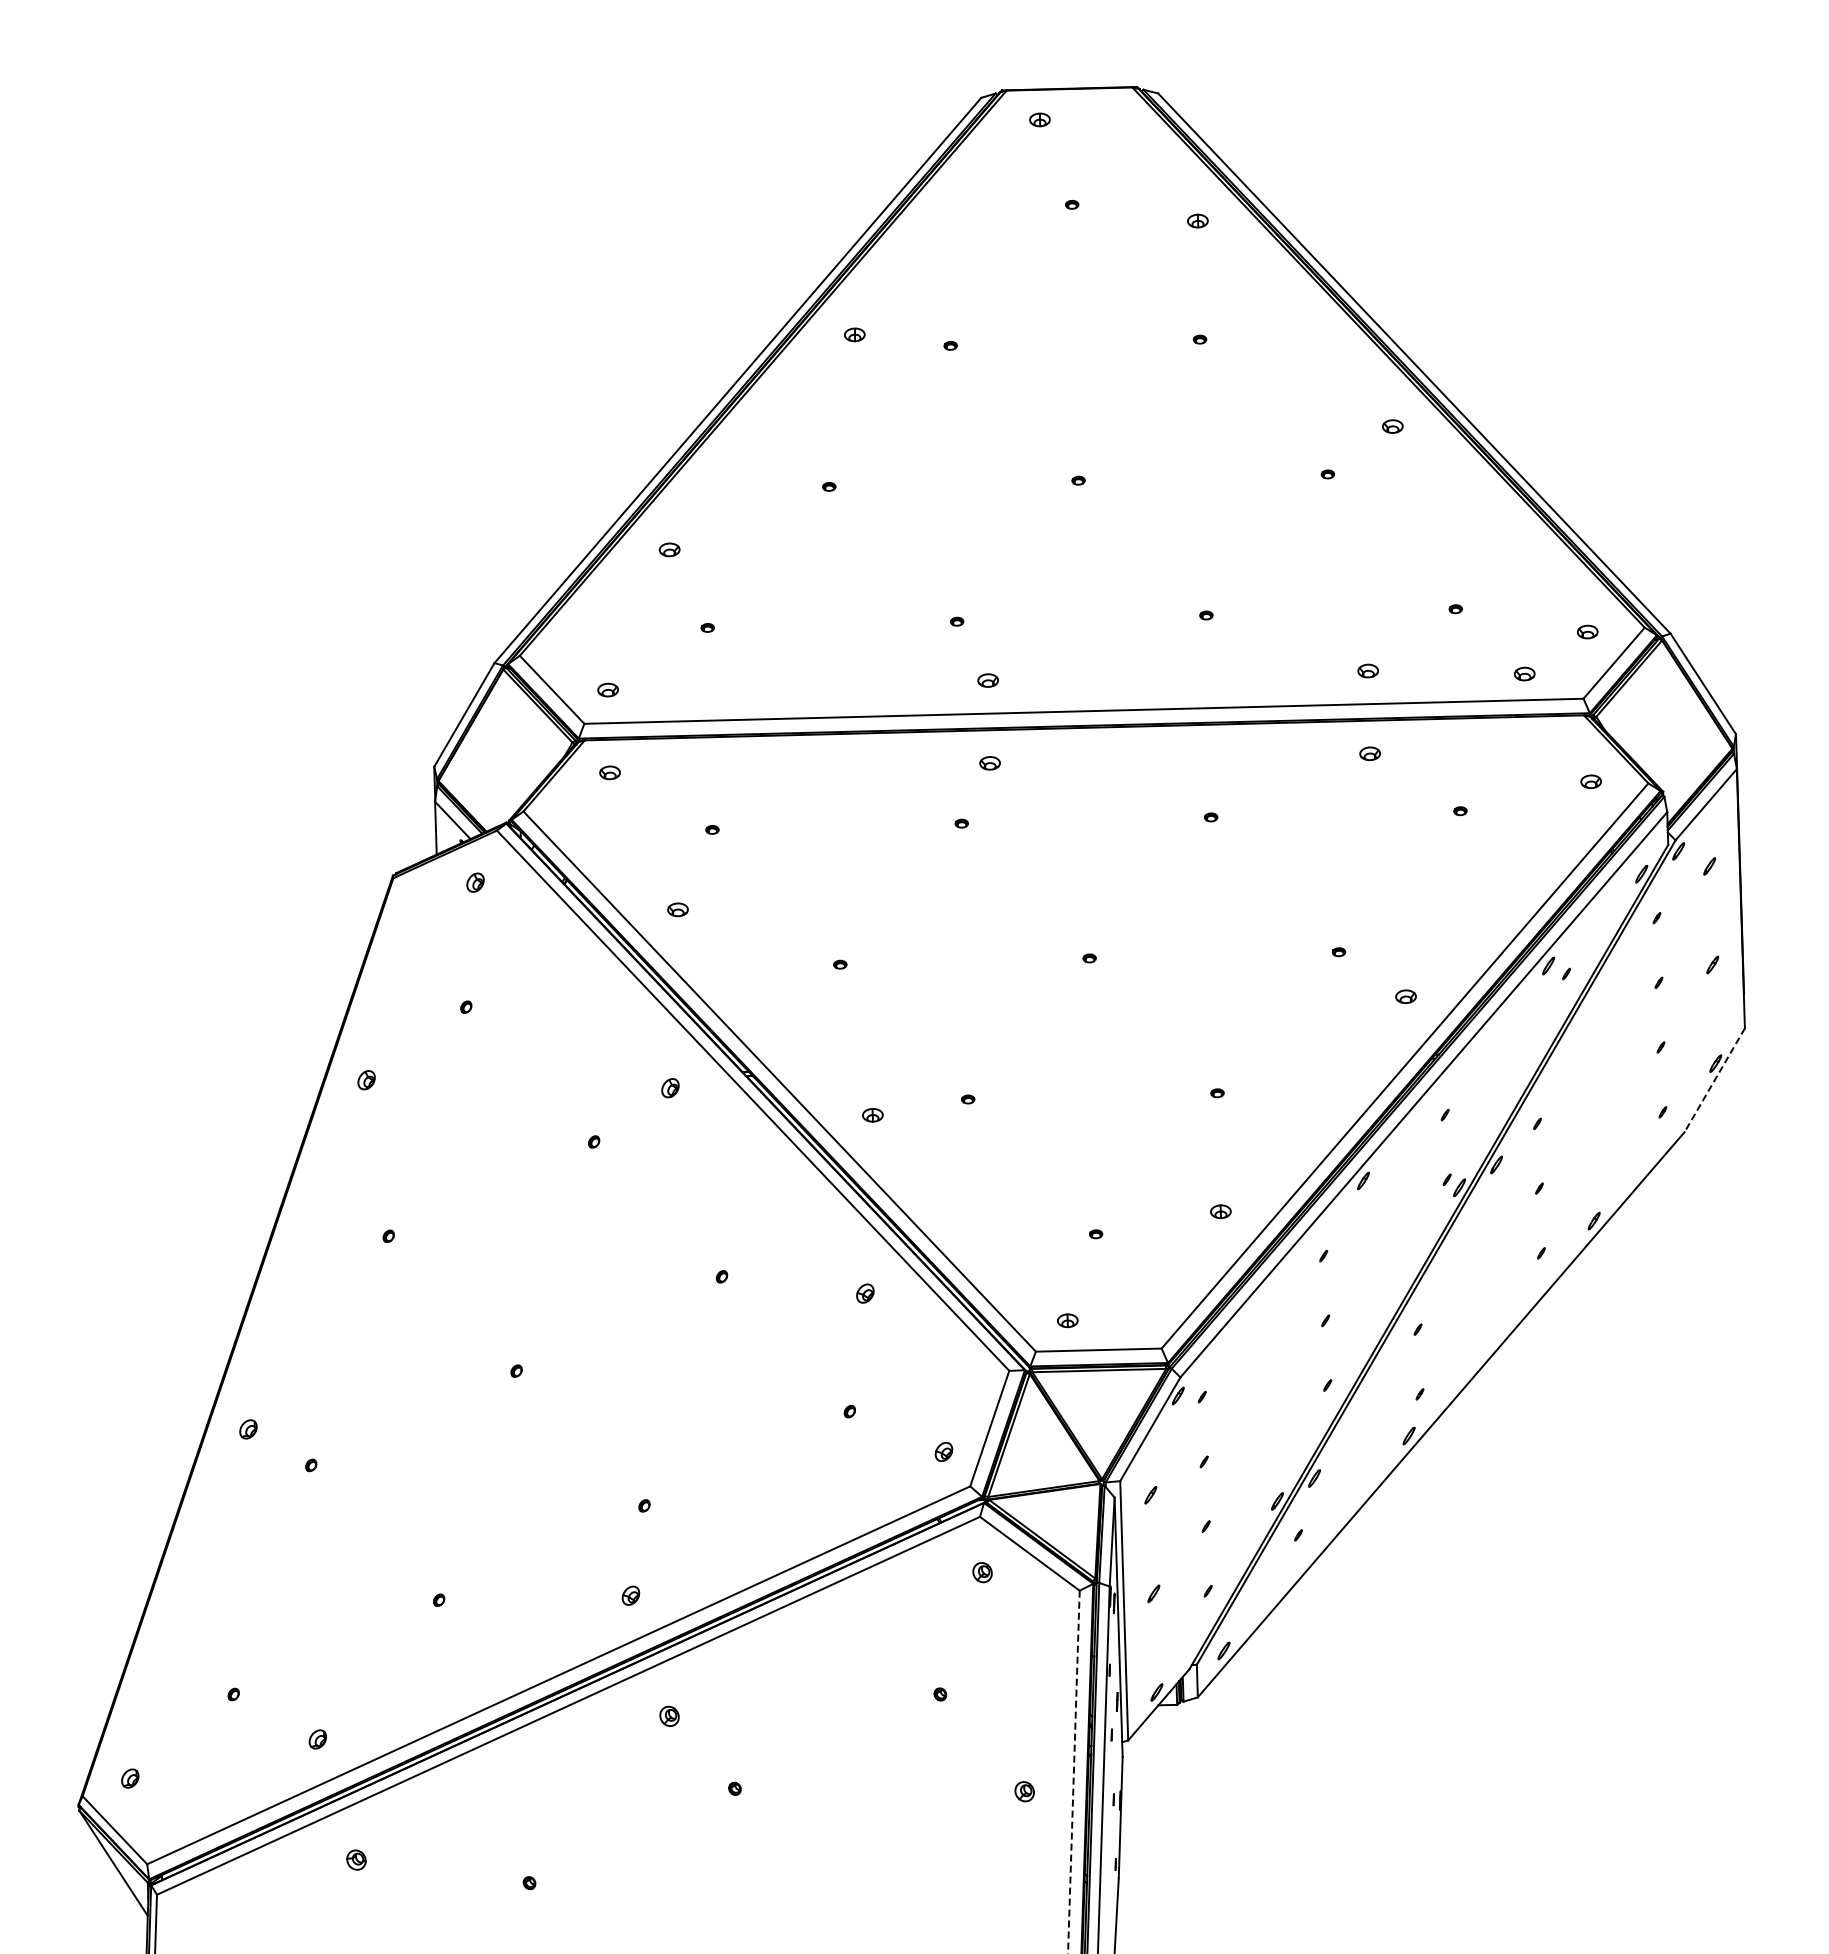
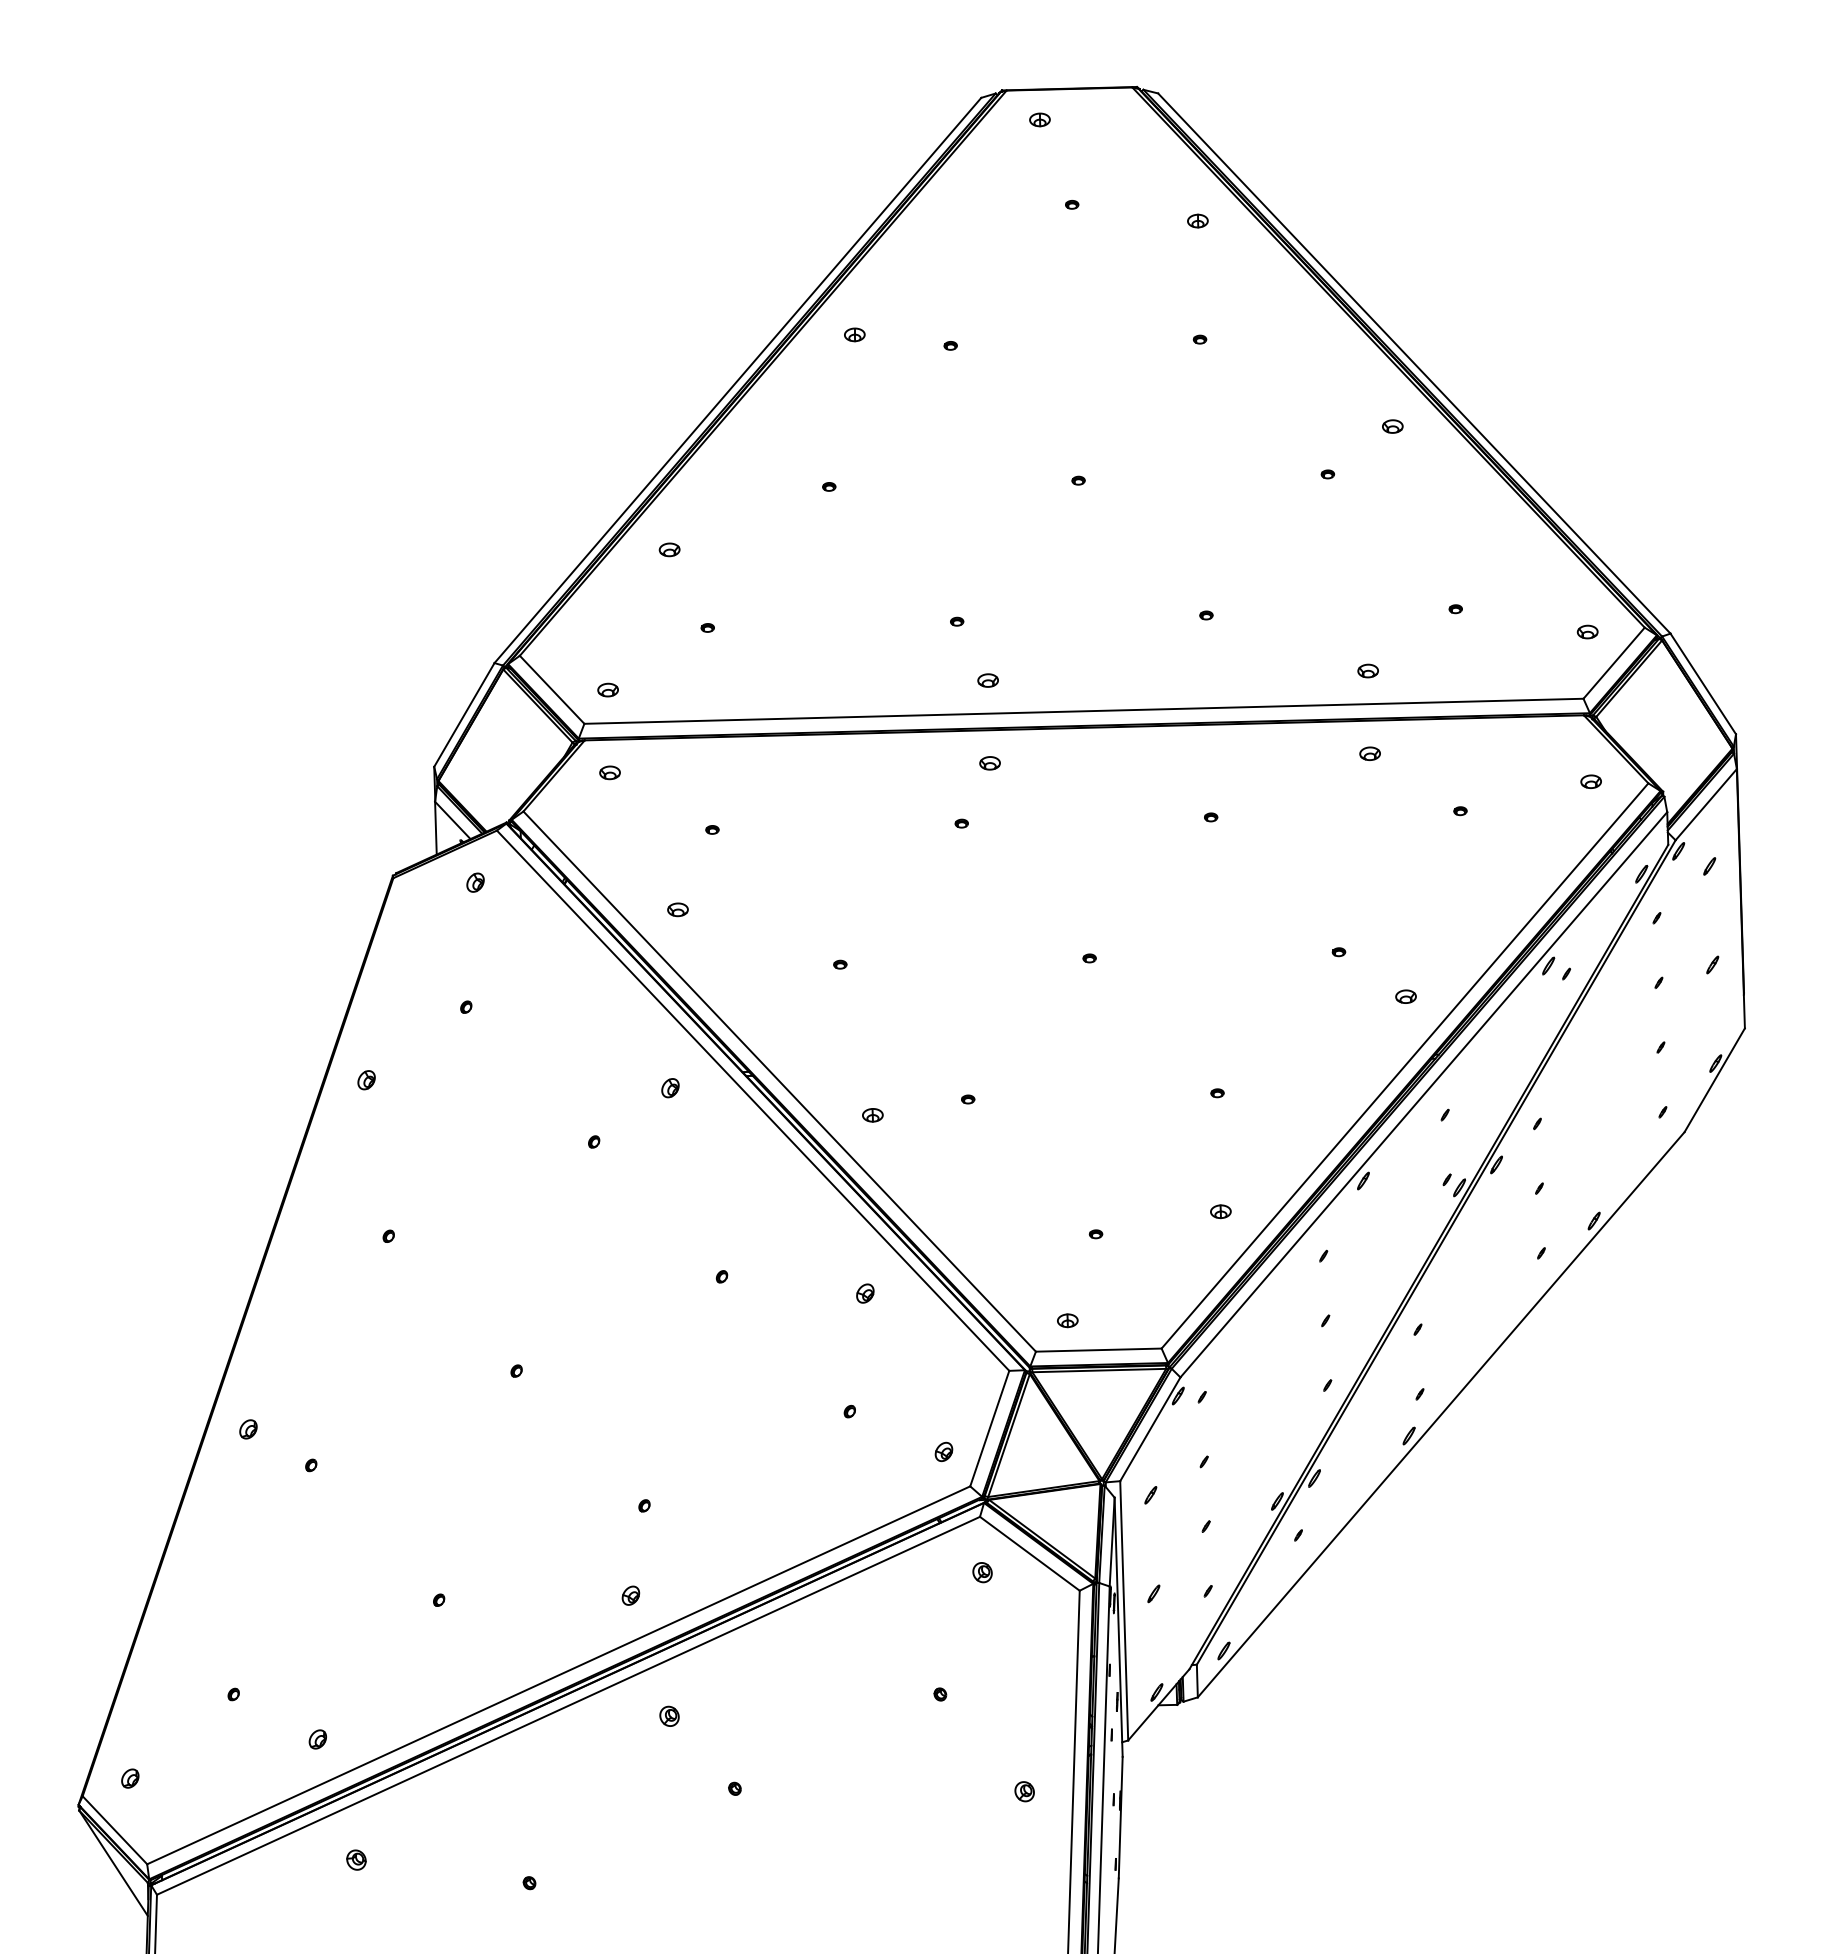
part: present -> none (1524, 673)
line: dashed -> solid (1714, 1080)
line: dashed -> solid (1073, 1772)
